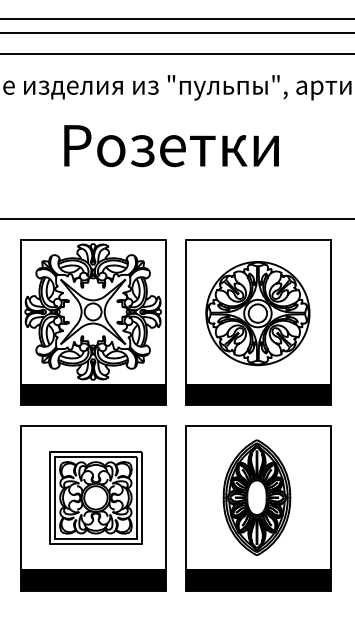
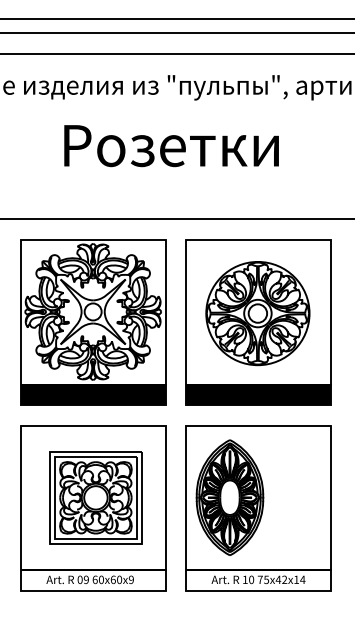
part position: (256, 497) -> (229, 497) (229, 497)
fill: present -> none (93, 580)
fill: present -> none (258, 580)
